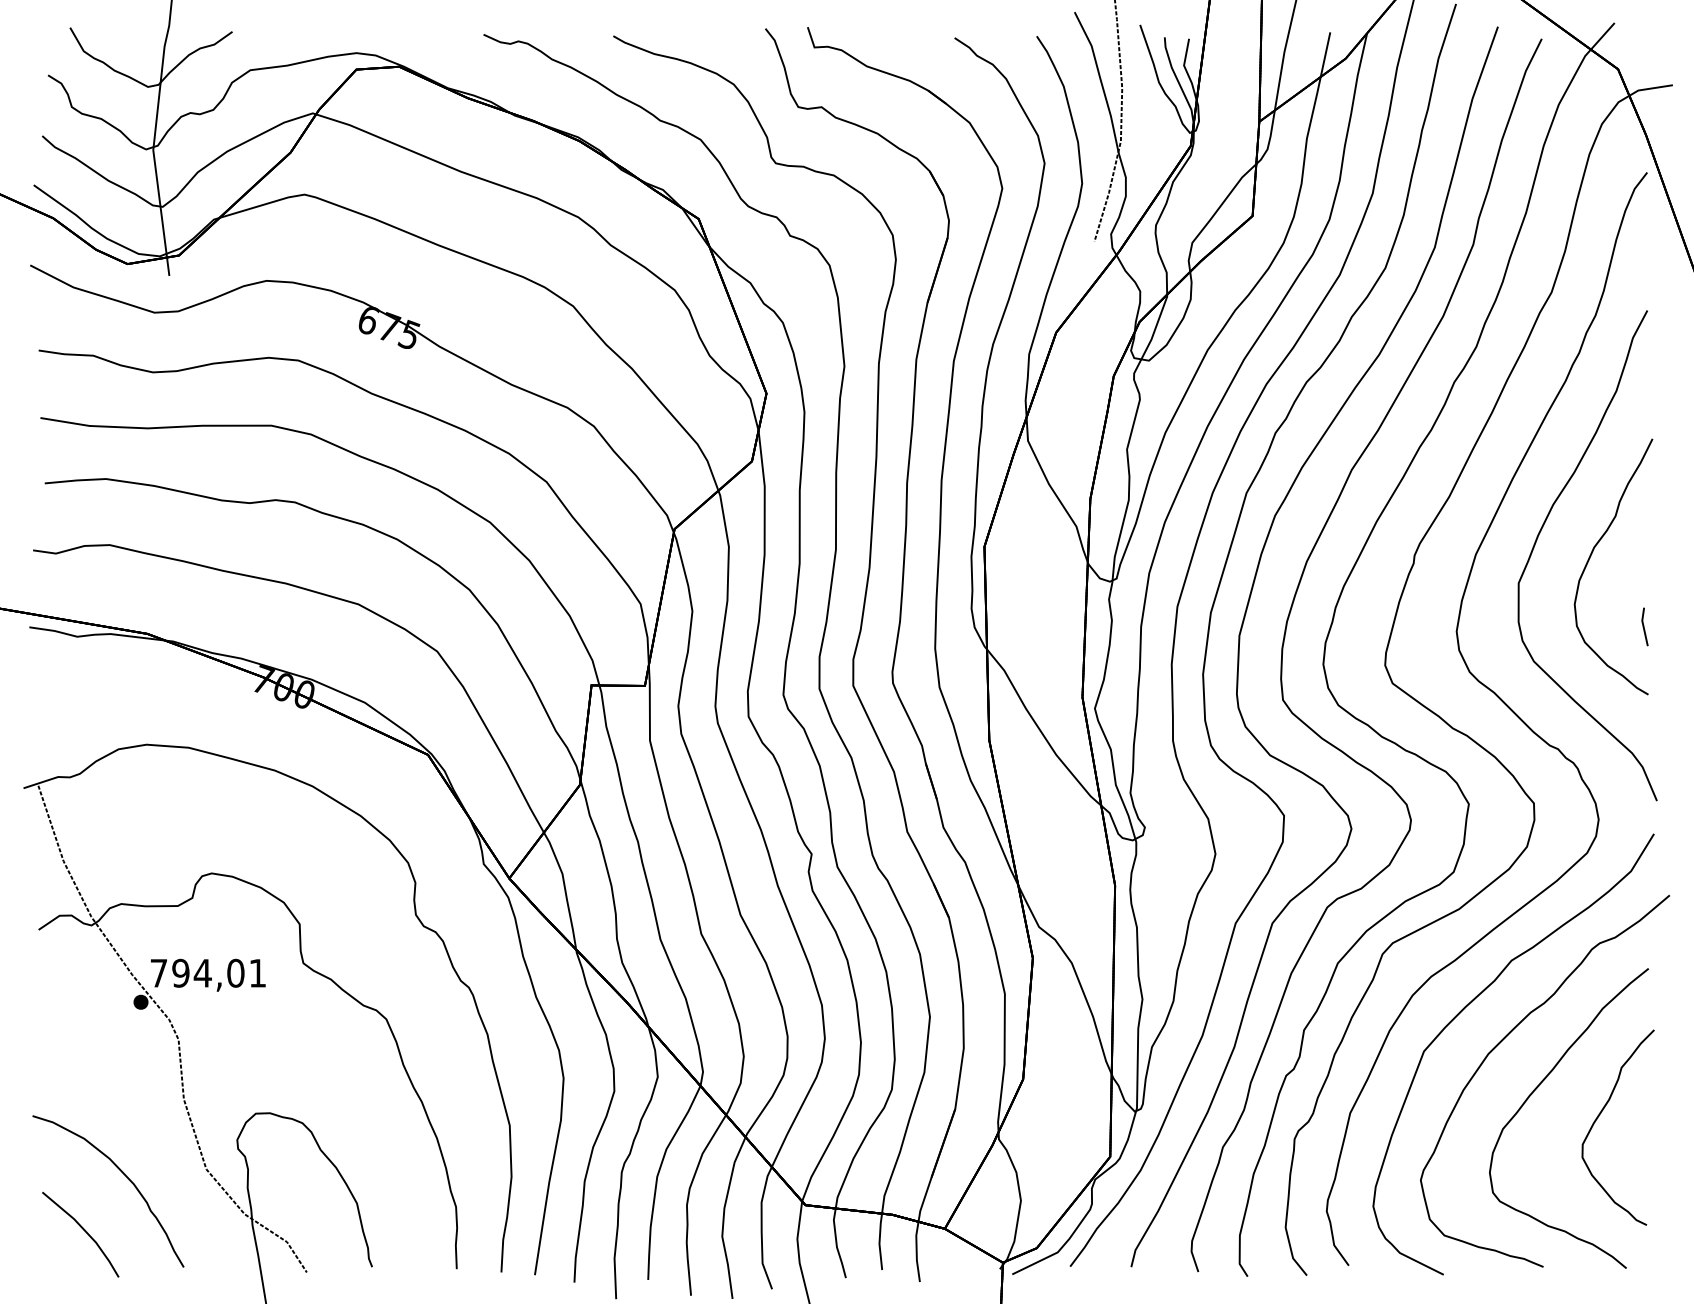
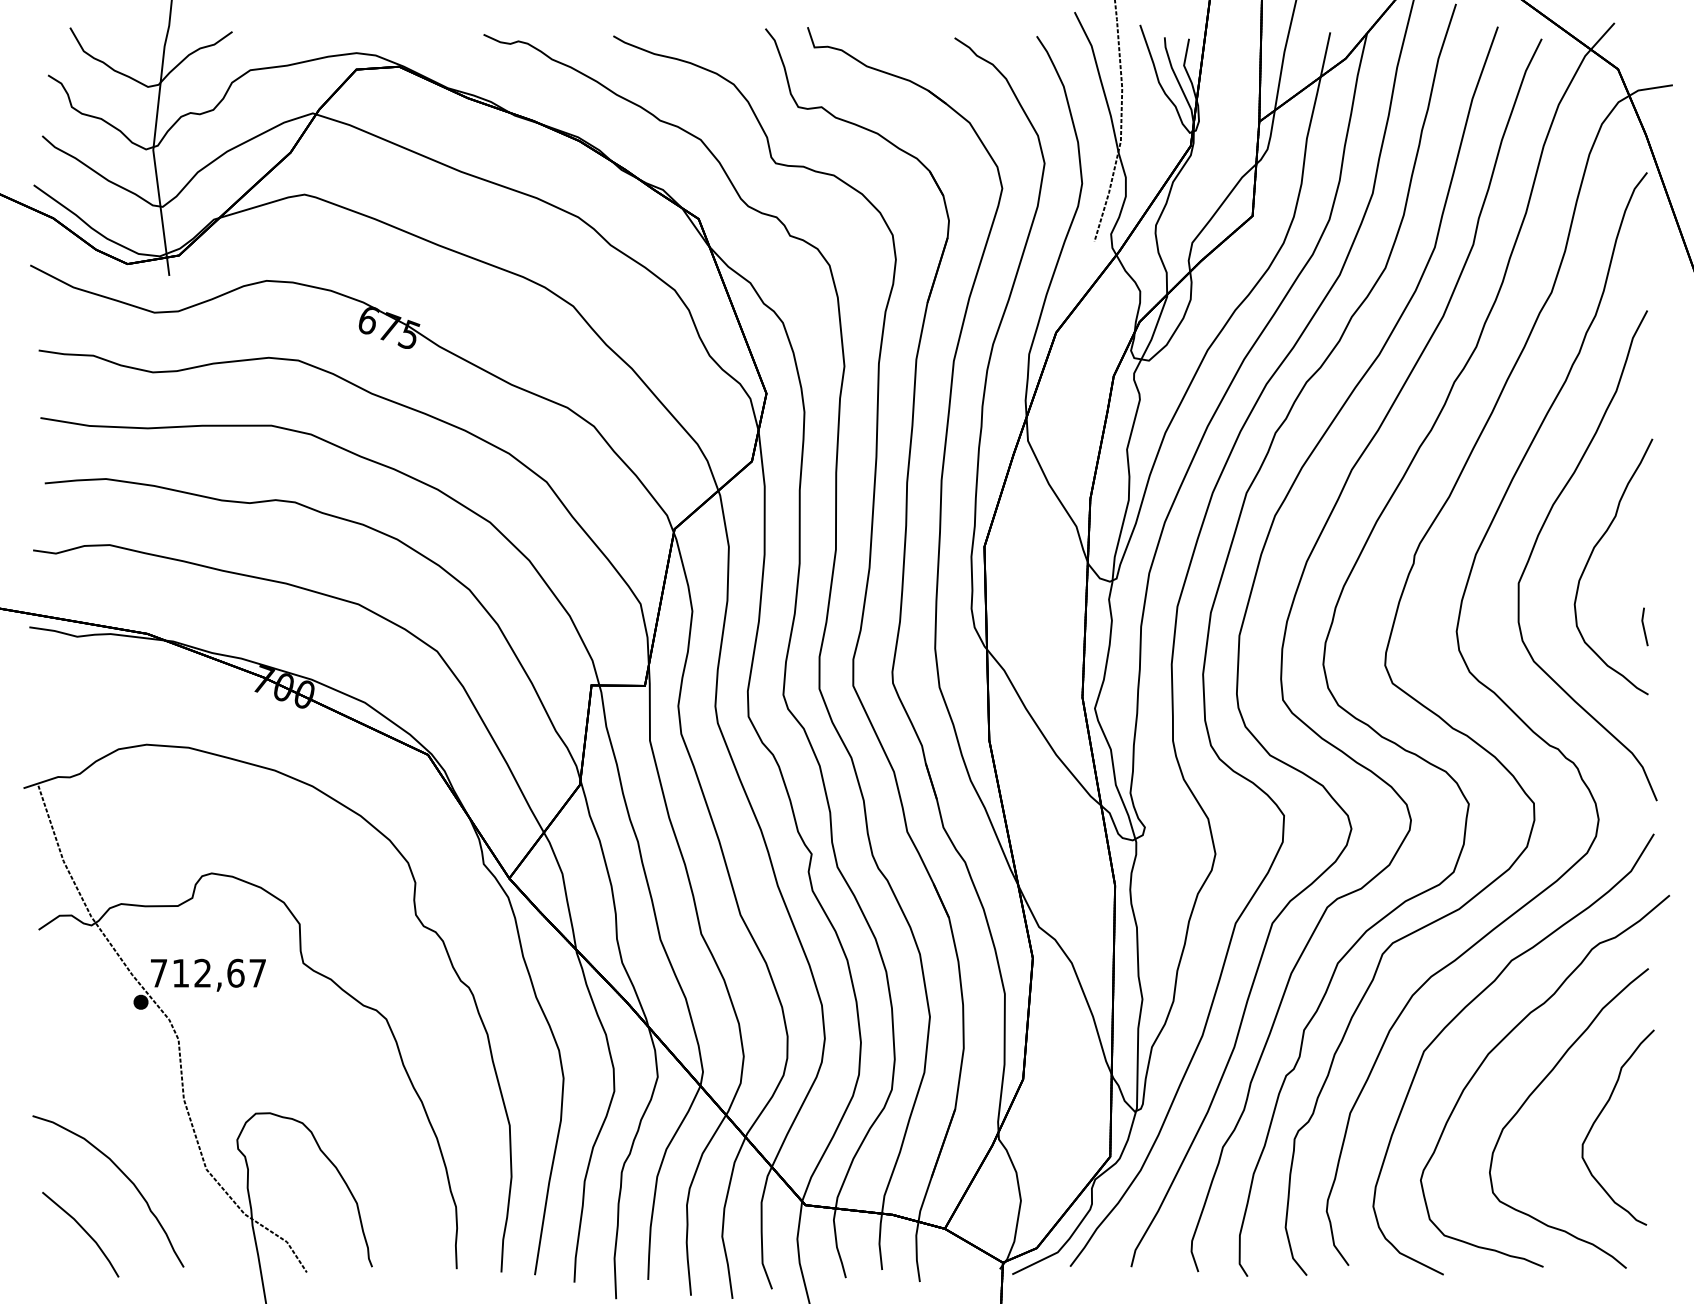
text: 794,01 -> 712,67 (218, 972)
